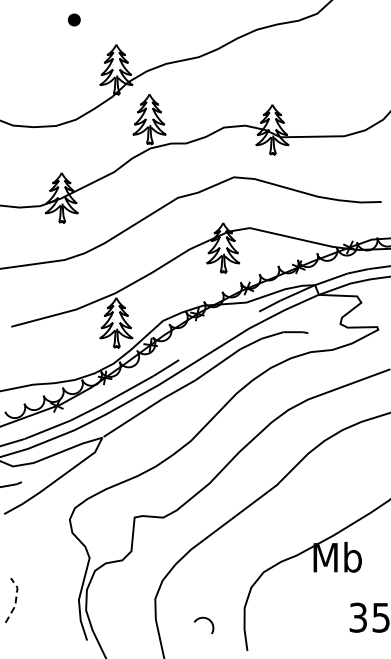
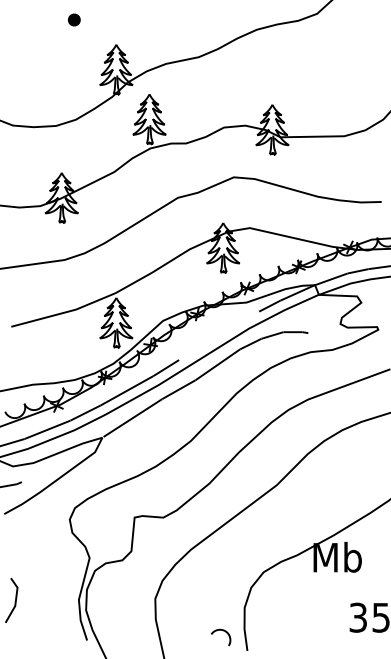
line: dashed -> solid (15, 600)
curve position: (206, 619) -> (223, 631) (223, 631)
